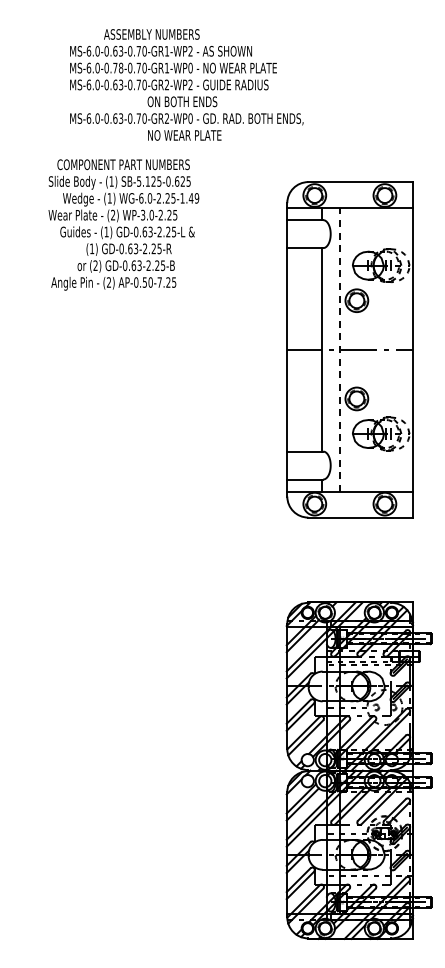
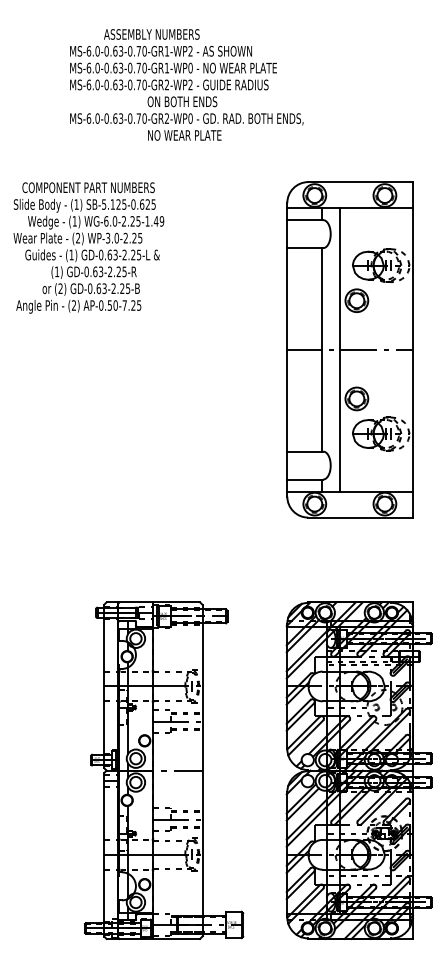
text: MS-6.0-0.78-0.70-GR1-WP0 -> MS-6.0-0.63-0.70-GR1-WP0 (118, 67)
text position: (123, 224) -> (88, 247) (88, 247)
line: dashed -> solid (340, 349)
part: none -> present (164, 770)
